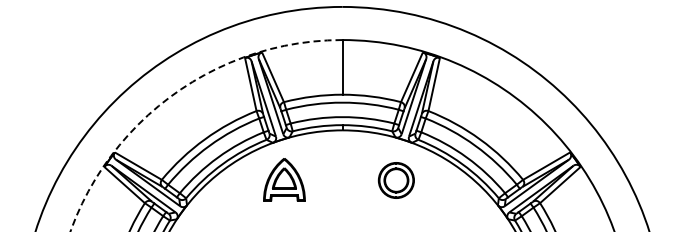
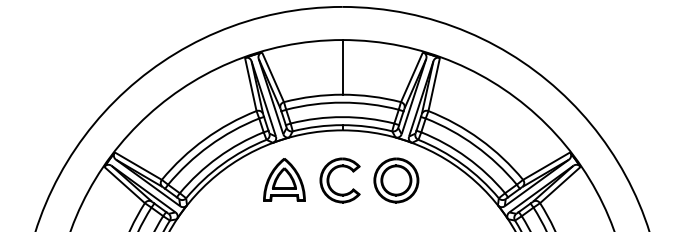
arc: dashed -> solid (176, 92)
part: none -> present (329, 180)
part size: 38x37 px -> 47x47 px (396, 180)
